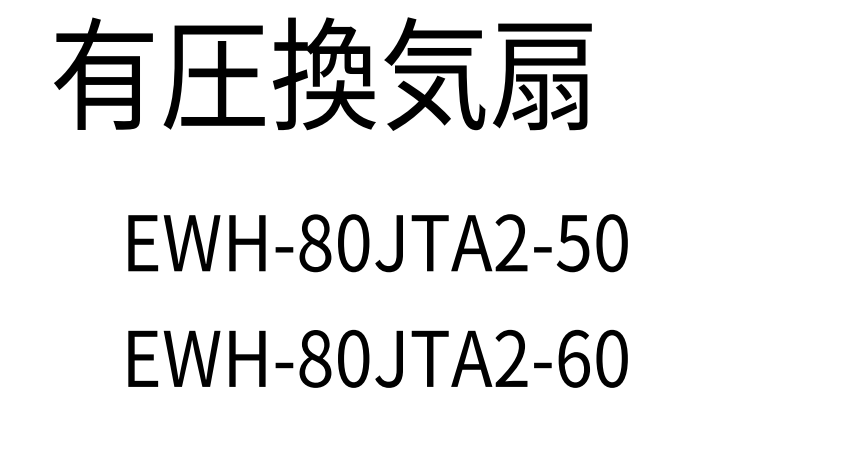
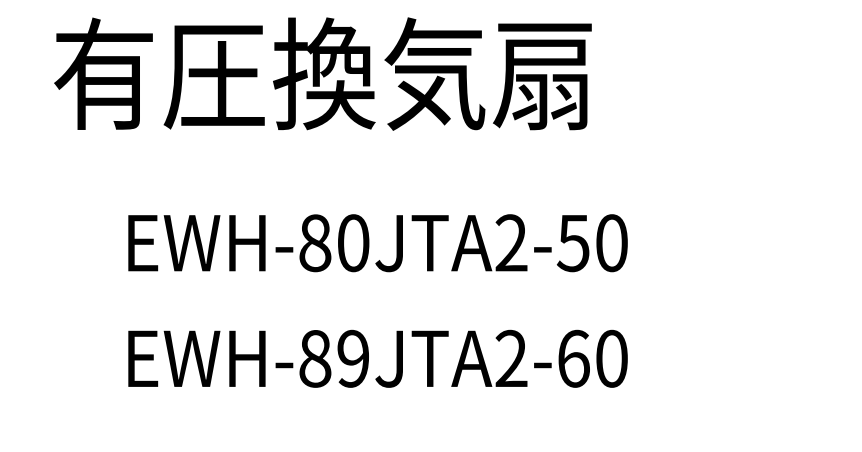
text: EWH-80JTA2-60 -> EWH-89JTA2-60 (353, 358)
